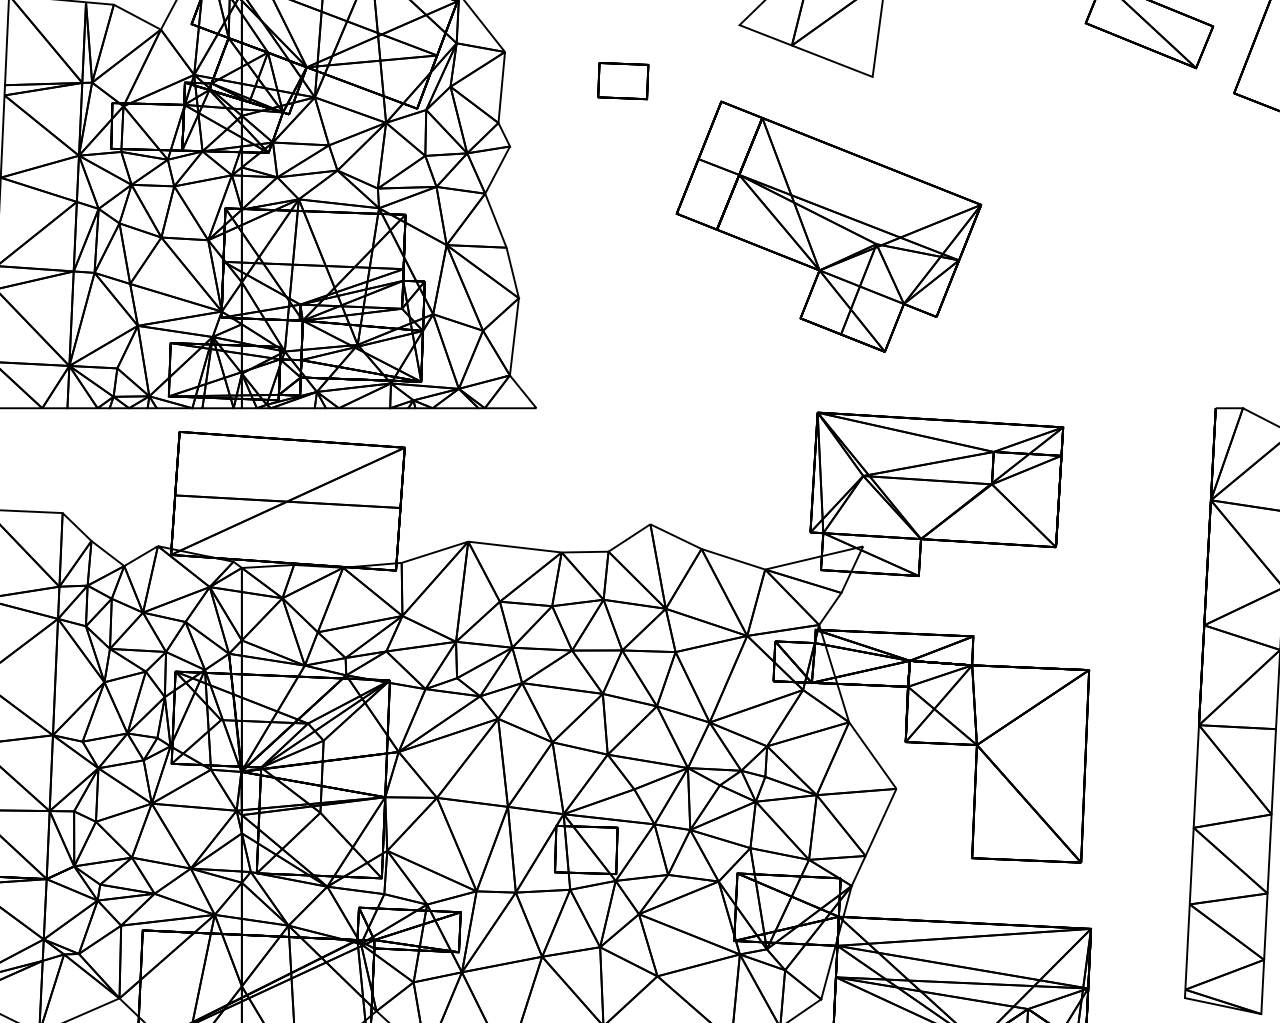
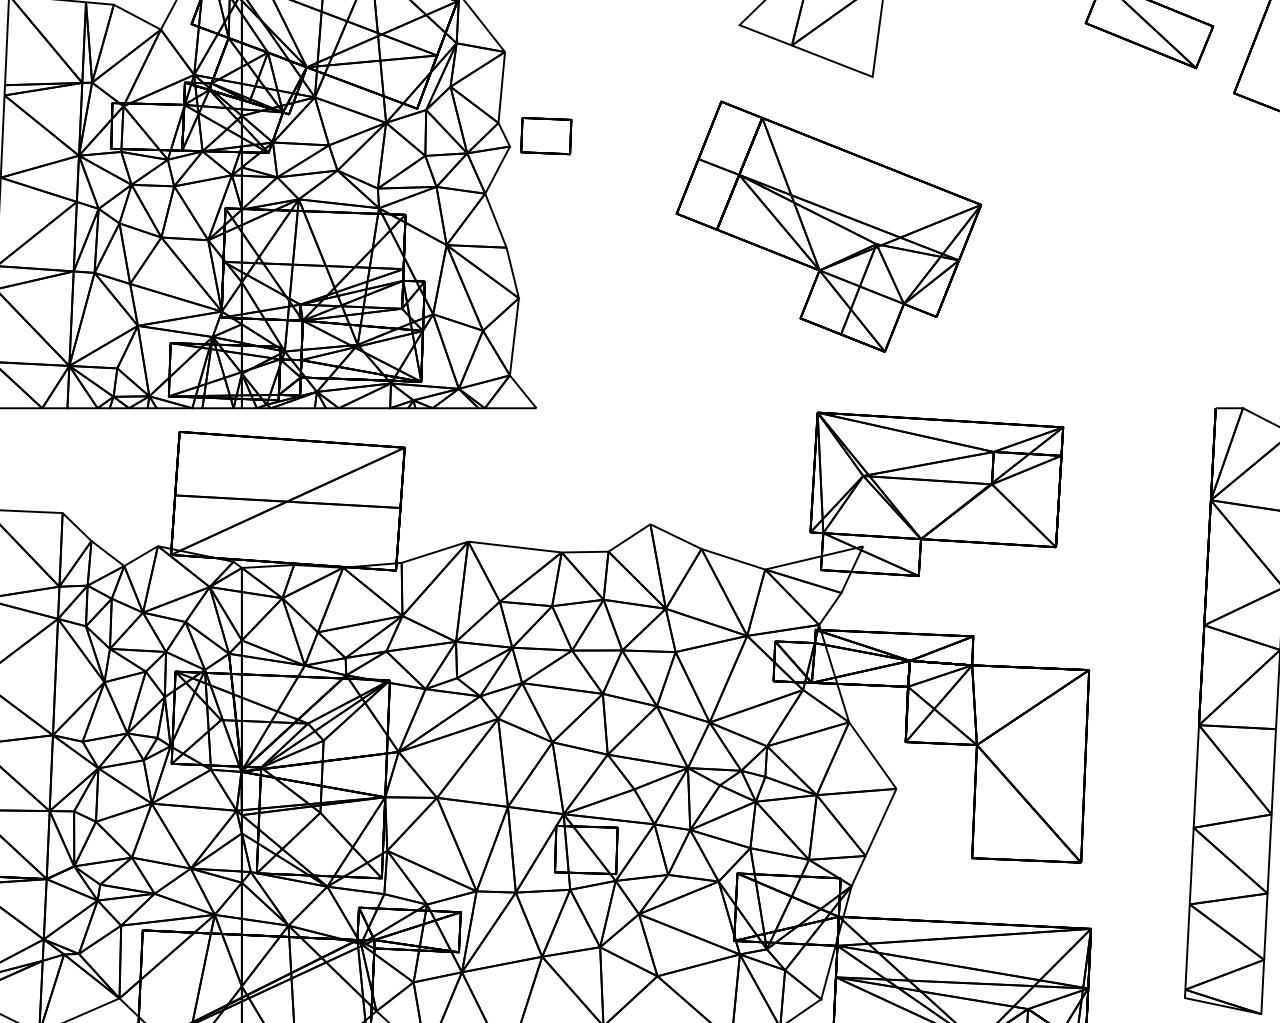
part position: (623, 81) -> (546, 136) (546, 136)
